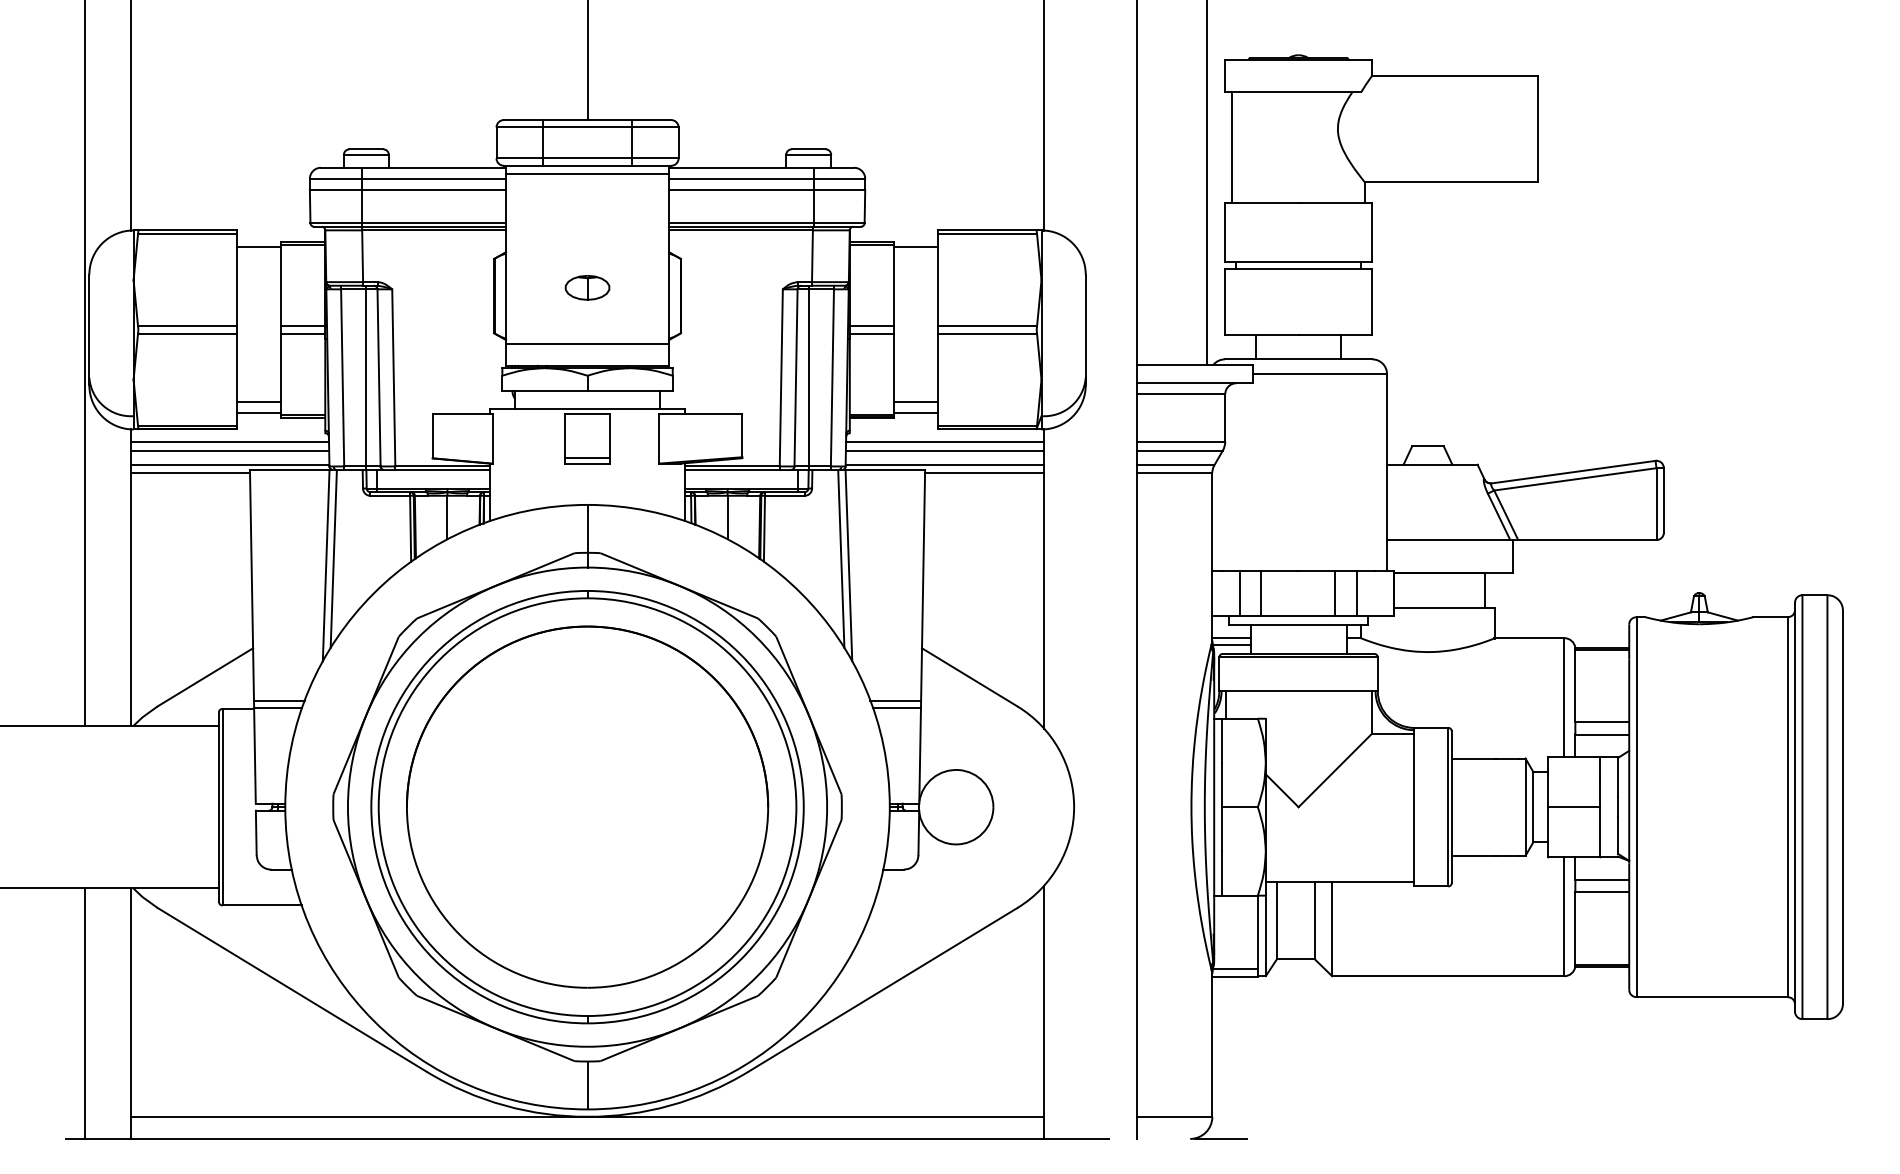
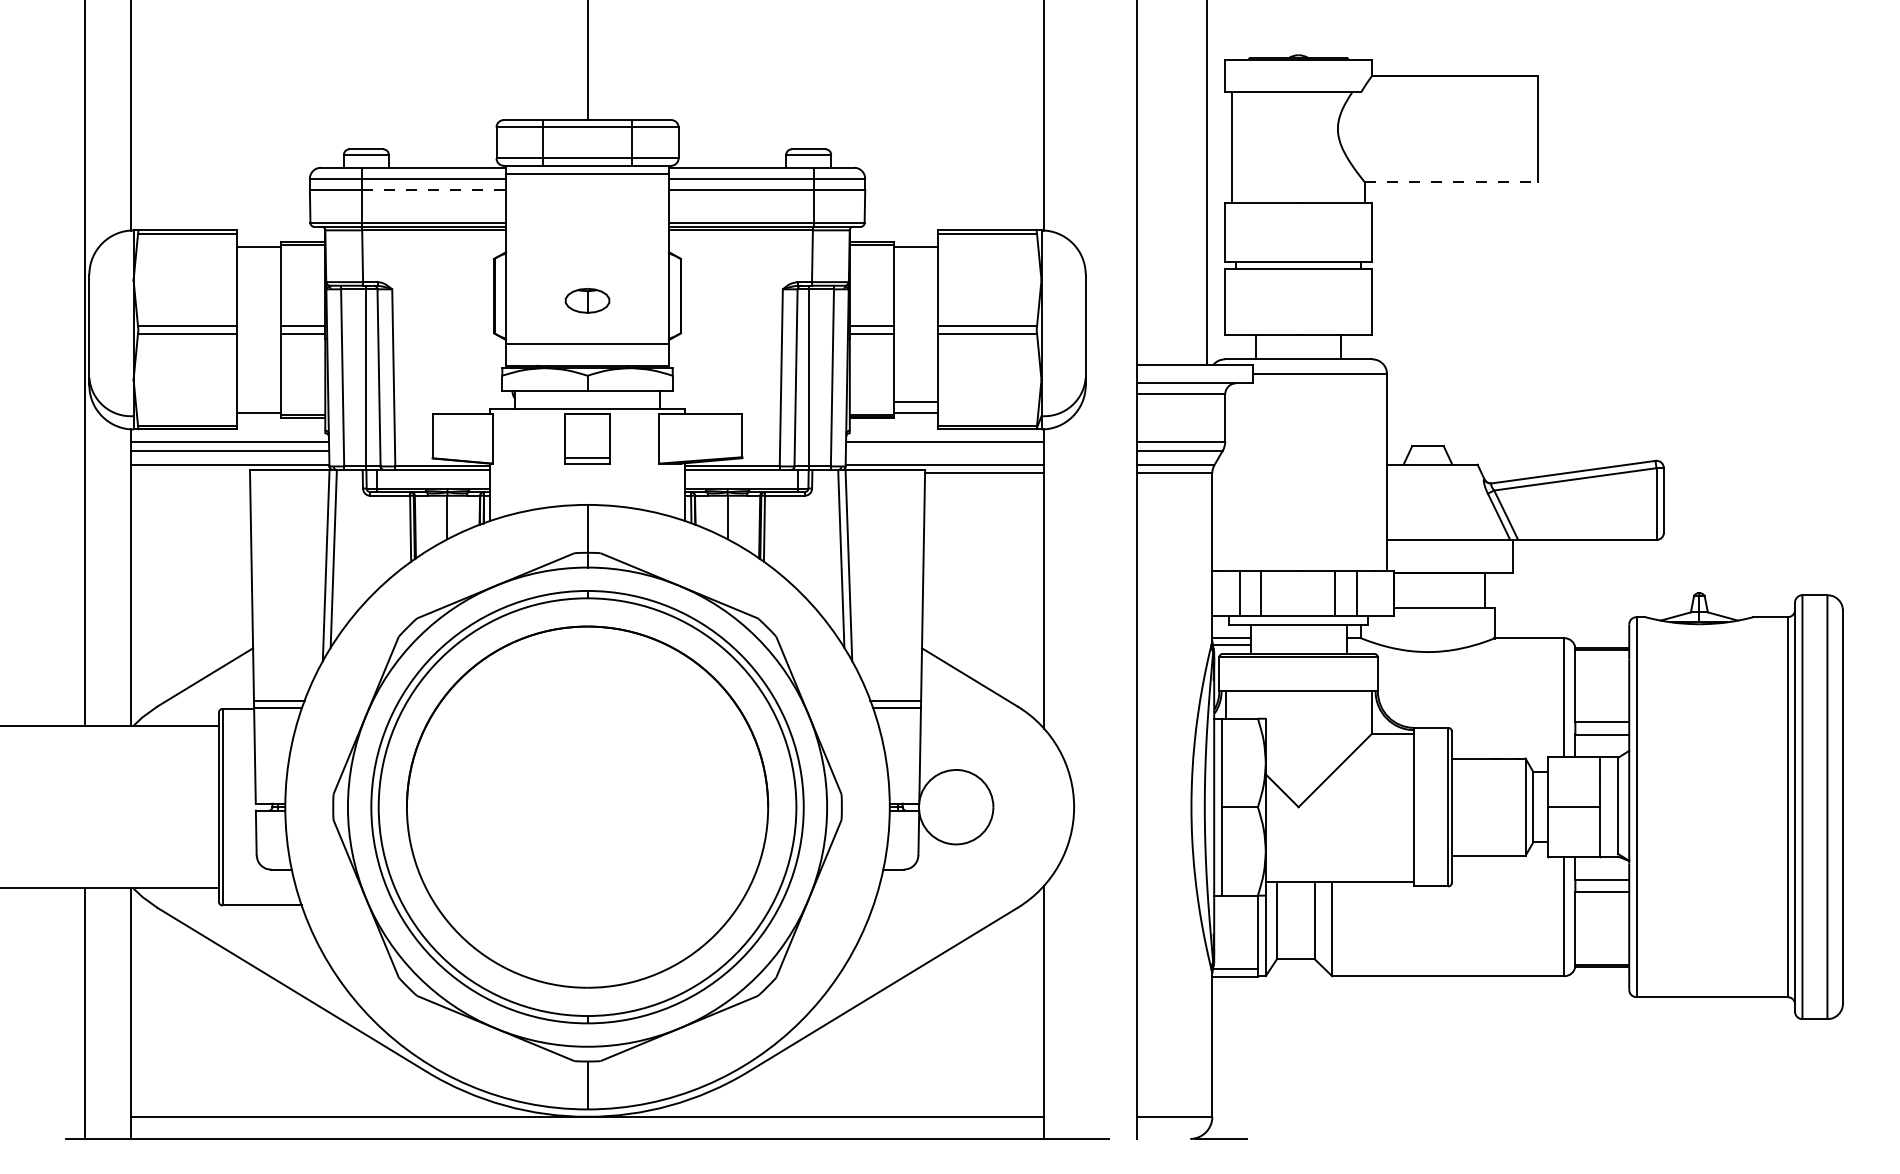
line: solid -> dashed (1451, 182)
line: solid -> dashed (434, 189)
part position: (587, 287) -> (587, 300) (587, 300)
line: present -> none (258, 401)
line: present -> none (944, 450)
line: present -> none (190, 472)
